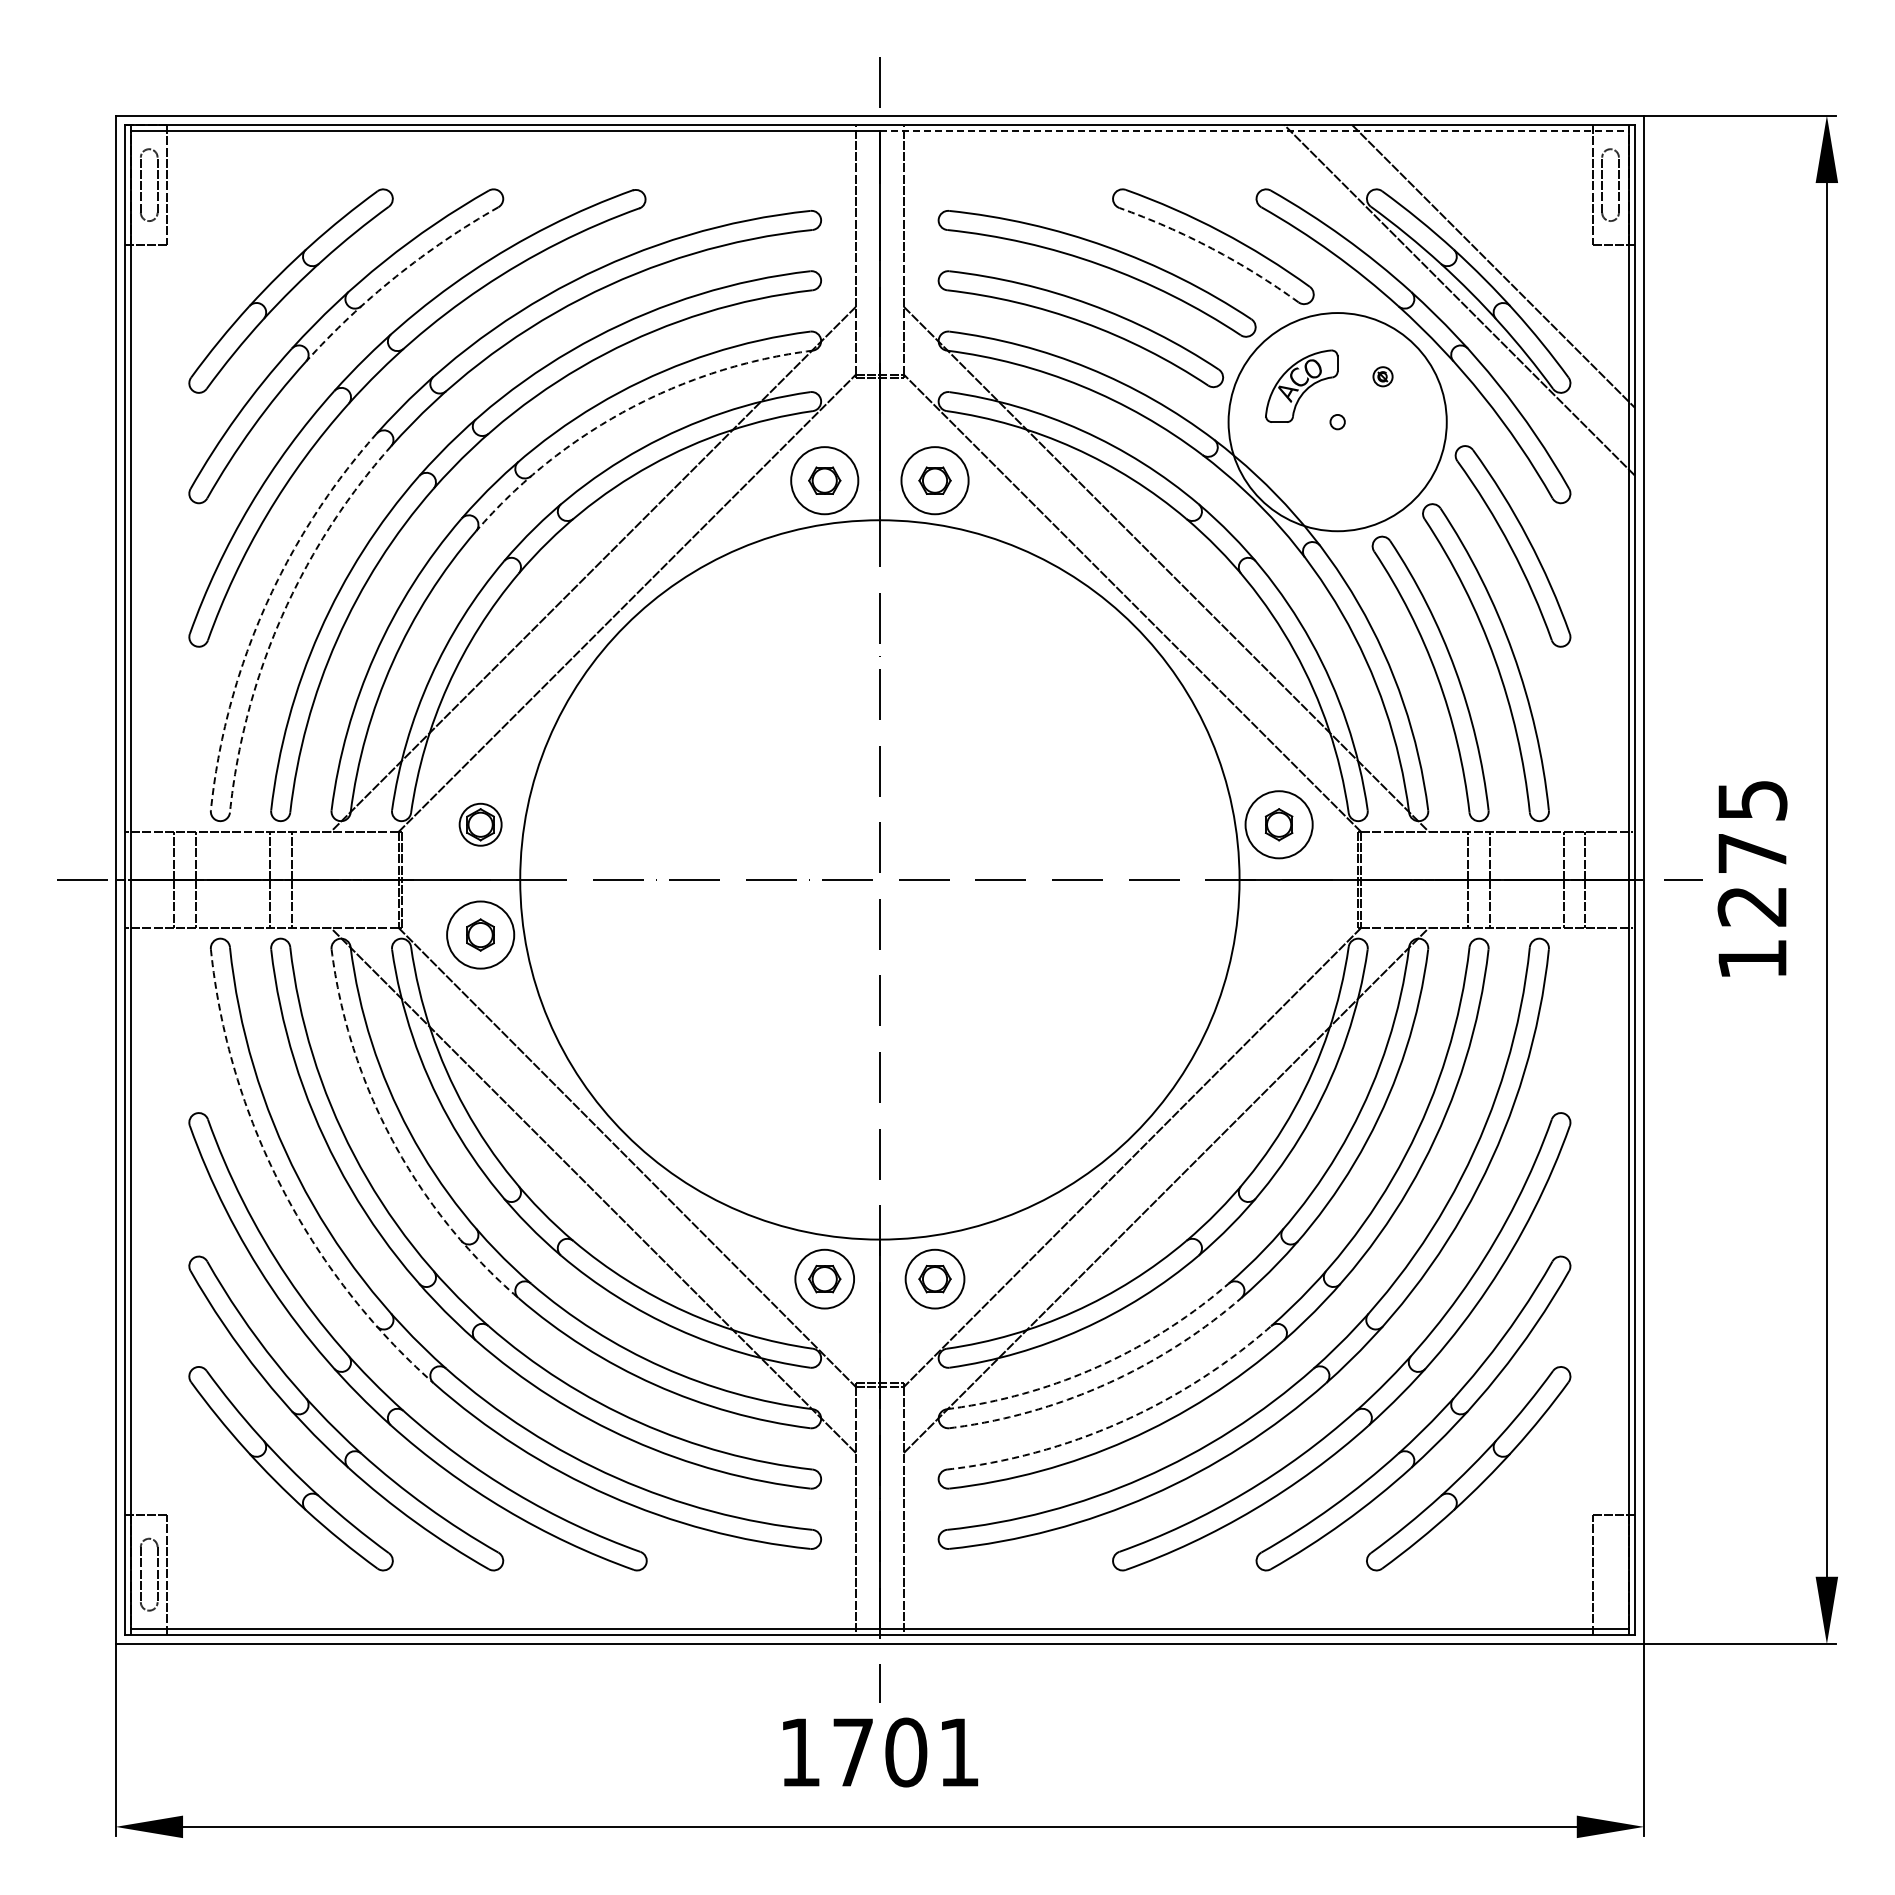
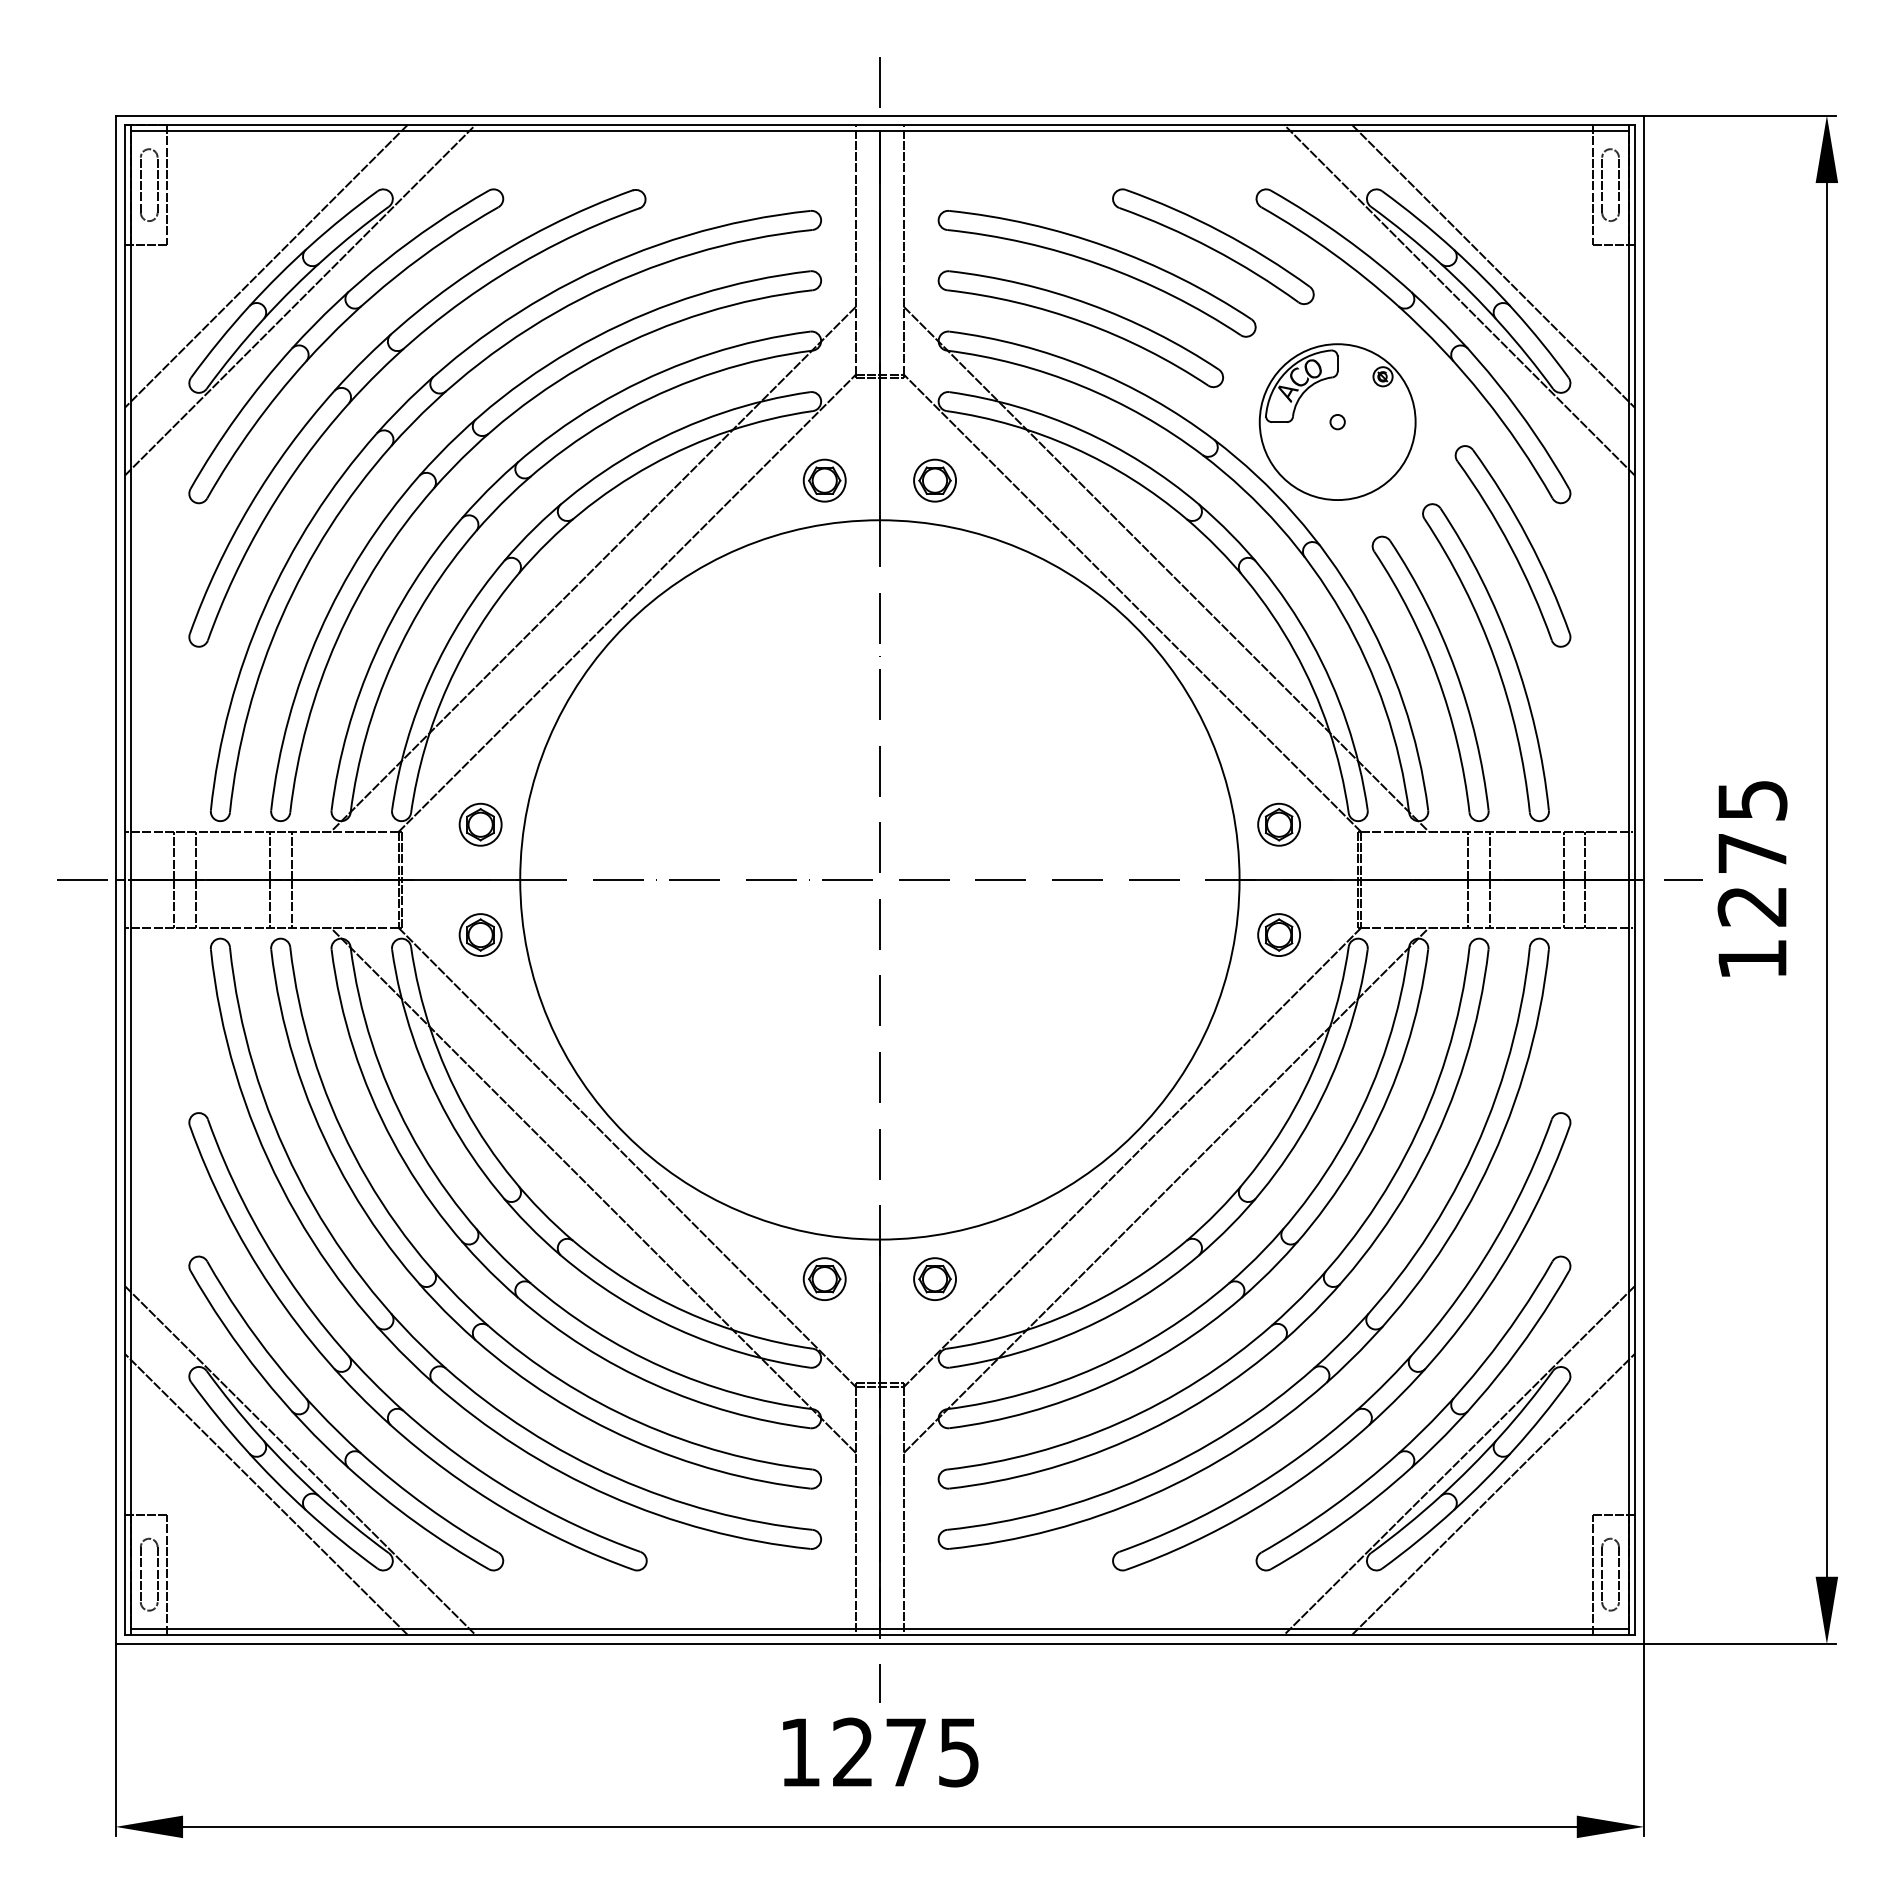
line: dashed -> solid (1254, 130)
arc: dashed -> solid (1212, 248)
line: none -> present (266, 266)
arc: dashed -> solid (396, 276)
line: none -> present (300, 300)
arc: dashed -> solid (627, 409)
circle diameter: 218 px -> 156 px (1337, 422)
circle diameter: 67 px -> 42 px (824, 480)
circle diameter: 67 px -> 42 px (935, 480)
arc: dashed -> solid (264, 609)
arc: dashed -> solid (281, 616)
circle diameter: 67 px -> 42 px (1279, 824)
circle diameter: 67 px -> 42 px (480, 935)
part: none -> present (1278, 934)
arc: dashed -> solid (392, 1141)
arc: dashed -> solid (281, 1187)
circle diameter: 59 px -> 42 px (824, 1279)
circle diameter: 59 px -> 42 px (935, 1279)
arc: dashed -> solid (1097, 1367)
arc: dashed -> solid (1104, 1384)
arc: dashed -> solid (1120, 1422)
line: none -> present (300, 1460)
line: none -> present (1459, 1460)
line: none -> present (266, 1494)
line: none -> present (1493, 1494)
part: none -> present (1602, 1574)
text: 1701 -> 1275 (905, 1752)
